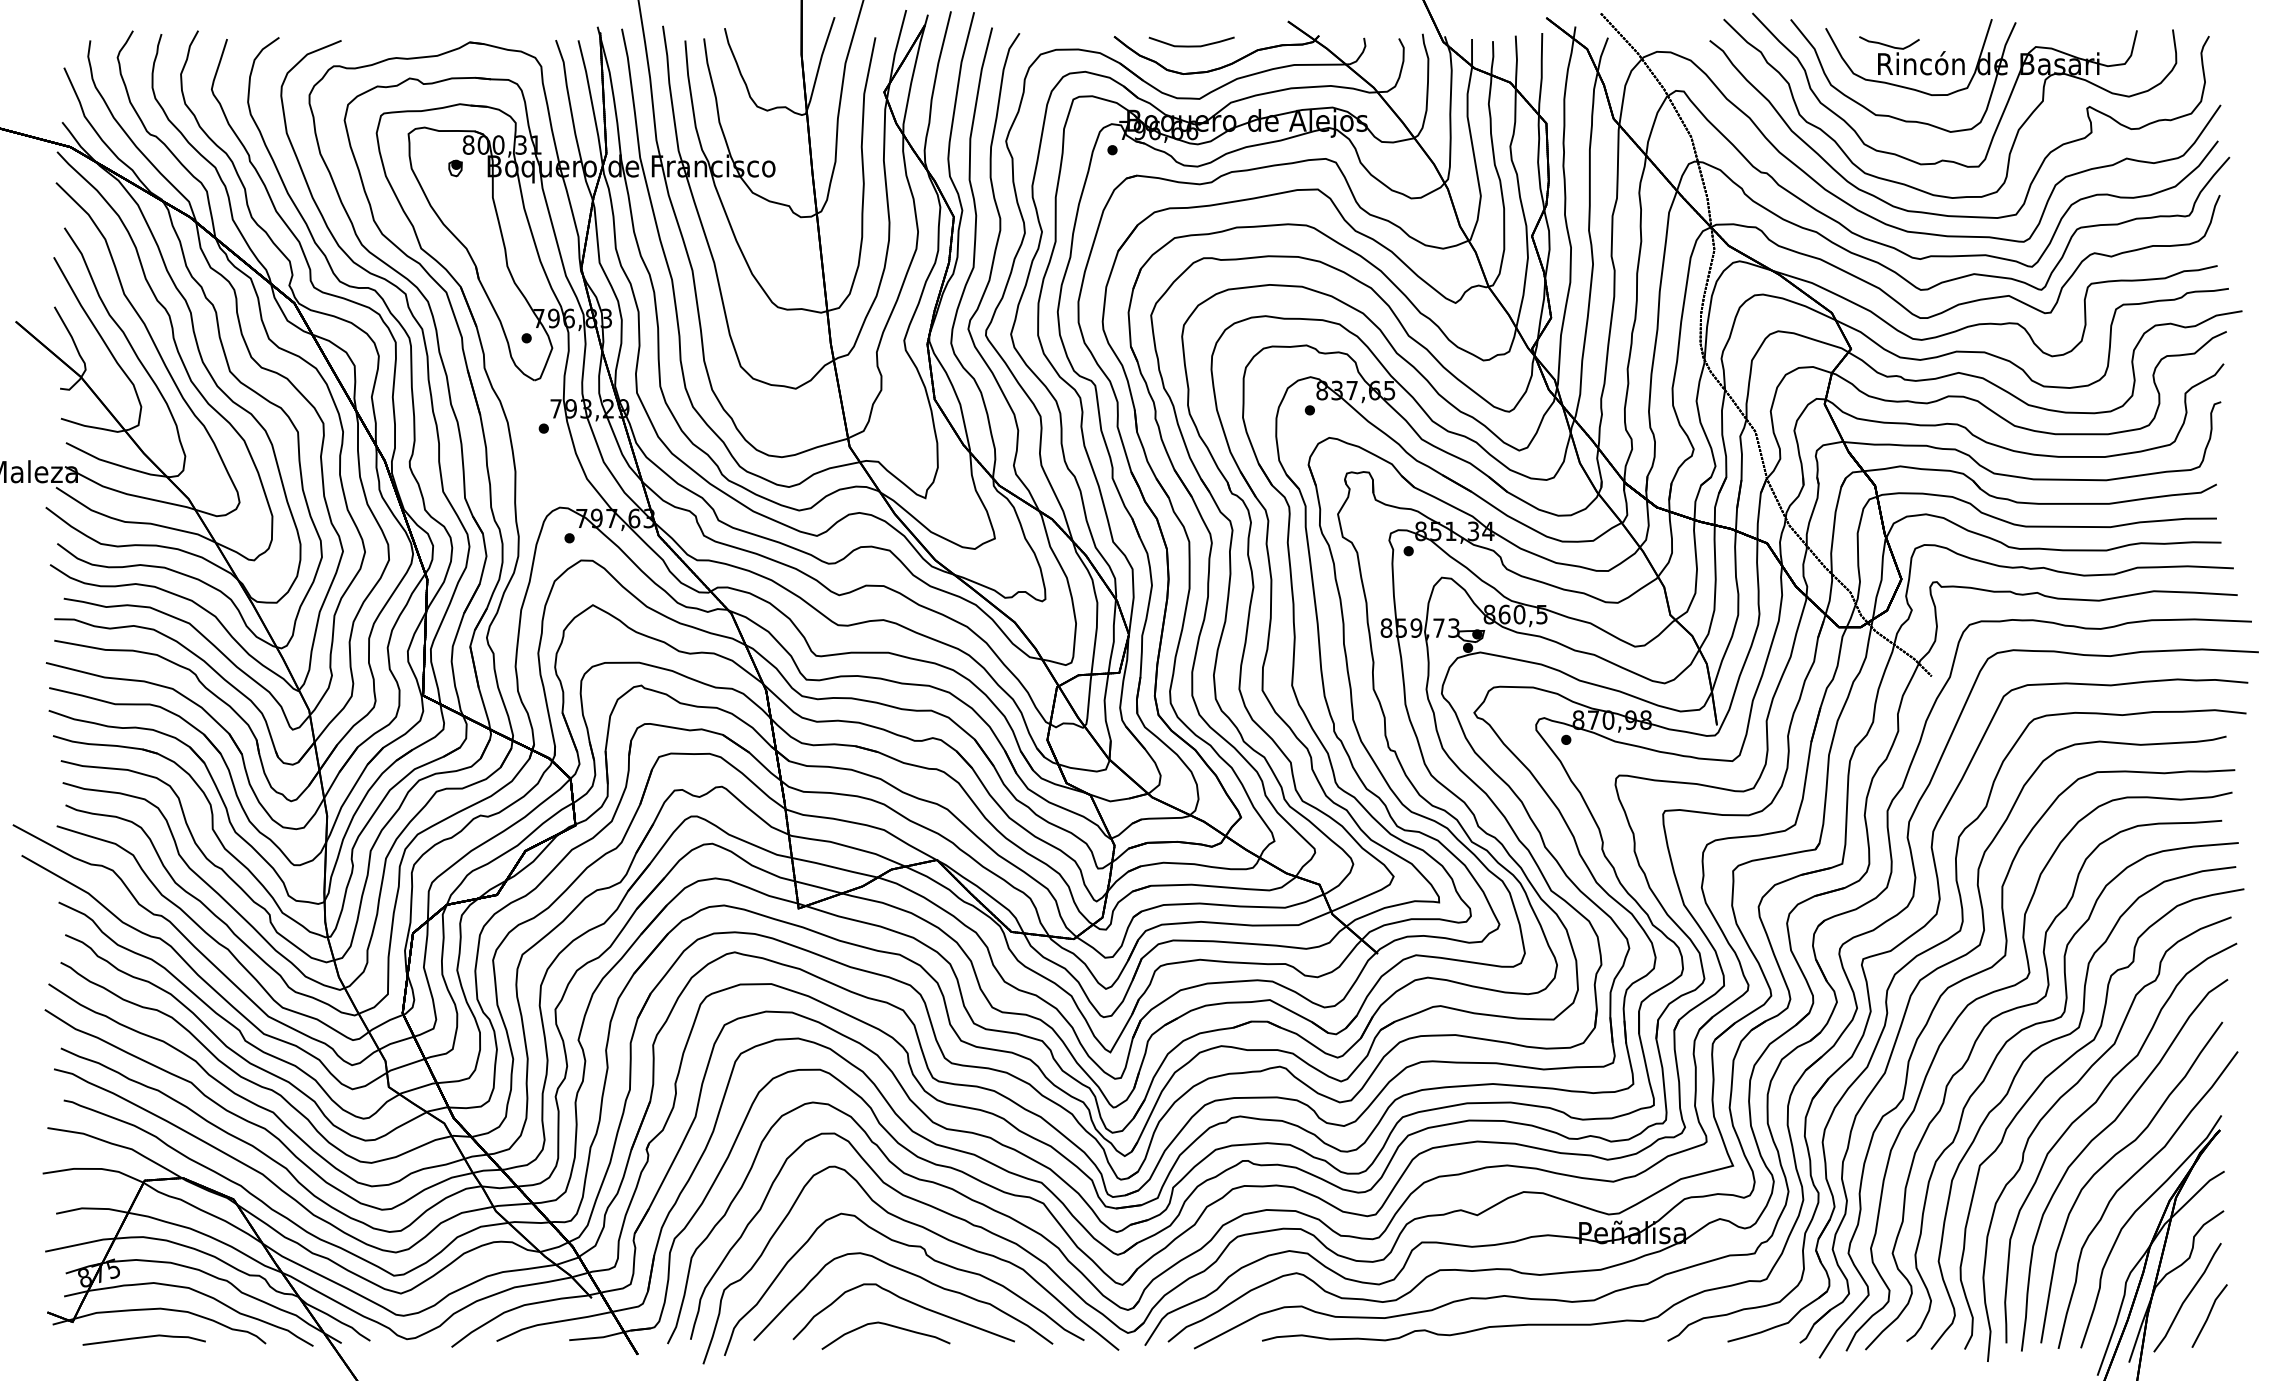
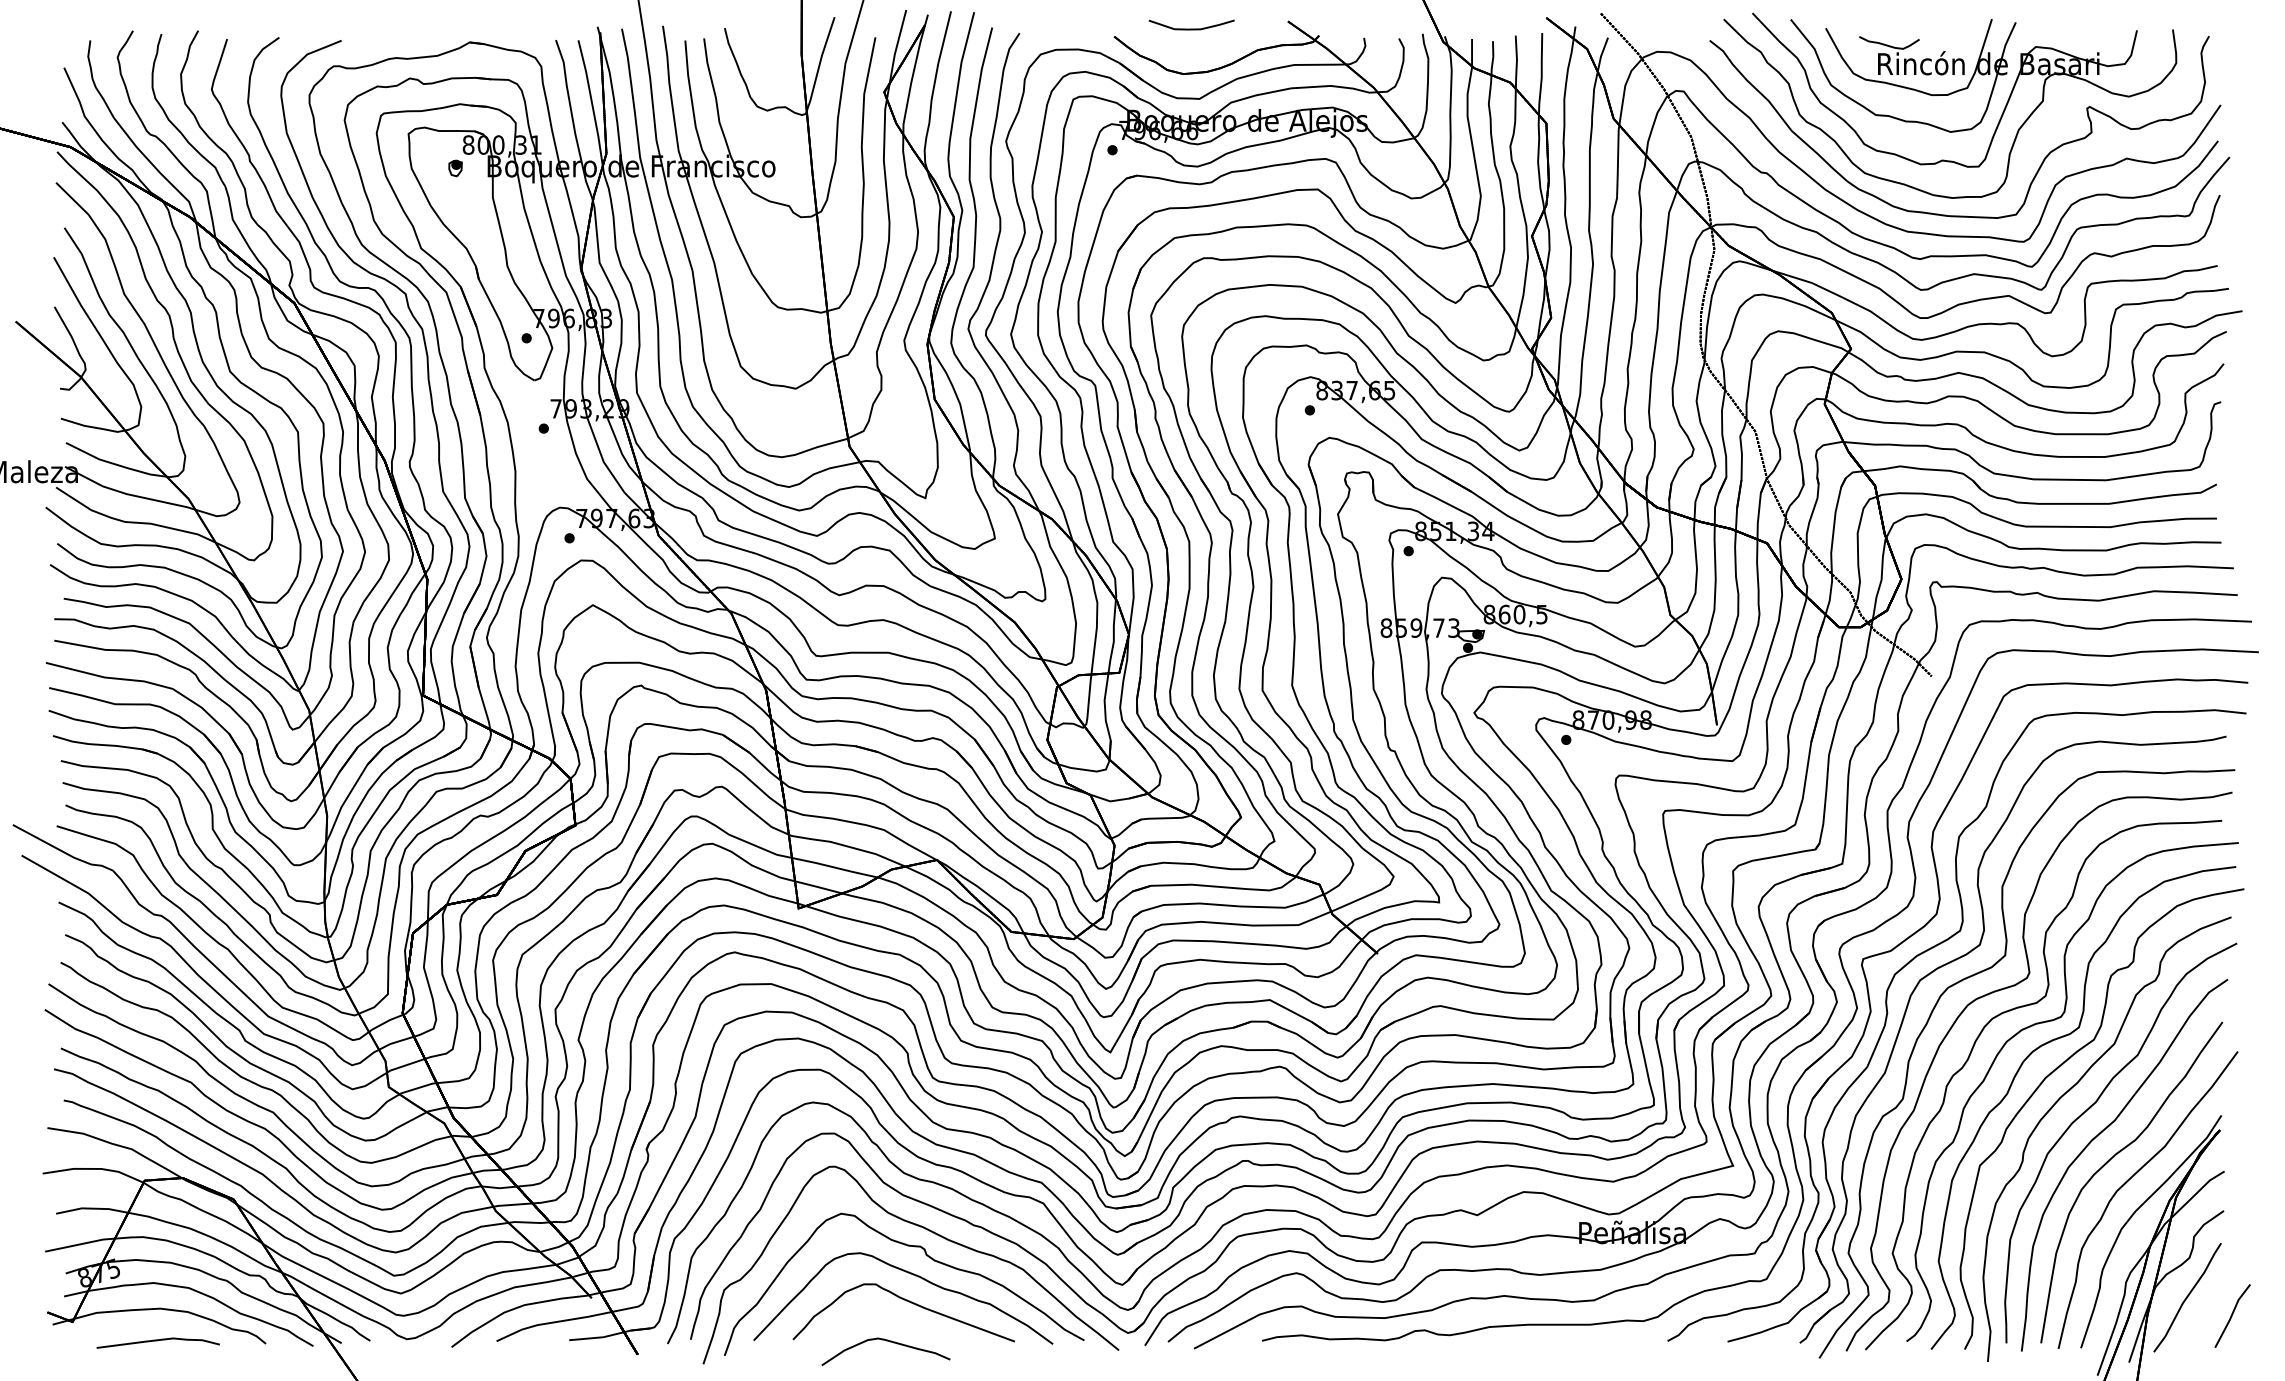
part position: (1191, 41) -> (1191, 24) (1191, 24)
line position: (2209, 1315) -> (2232, 1315) (2232, 1315)
part position: (886, 1325) -> (886, 1341) (886, 1341)
part position: (143, 1339) -> (157, 1342) (157, 1342)
